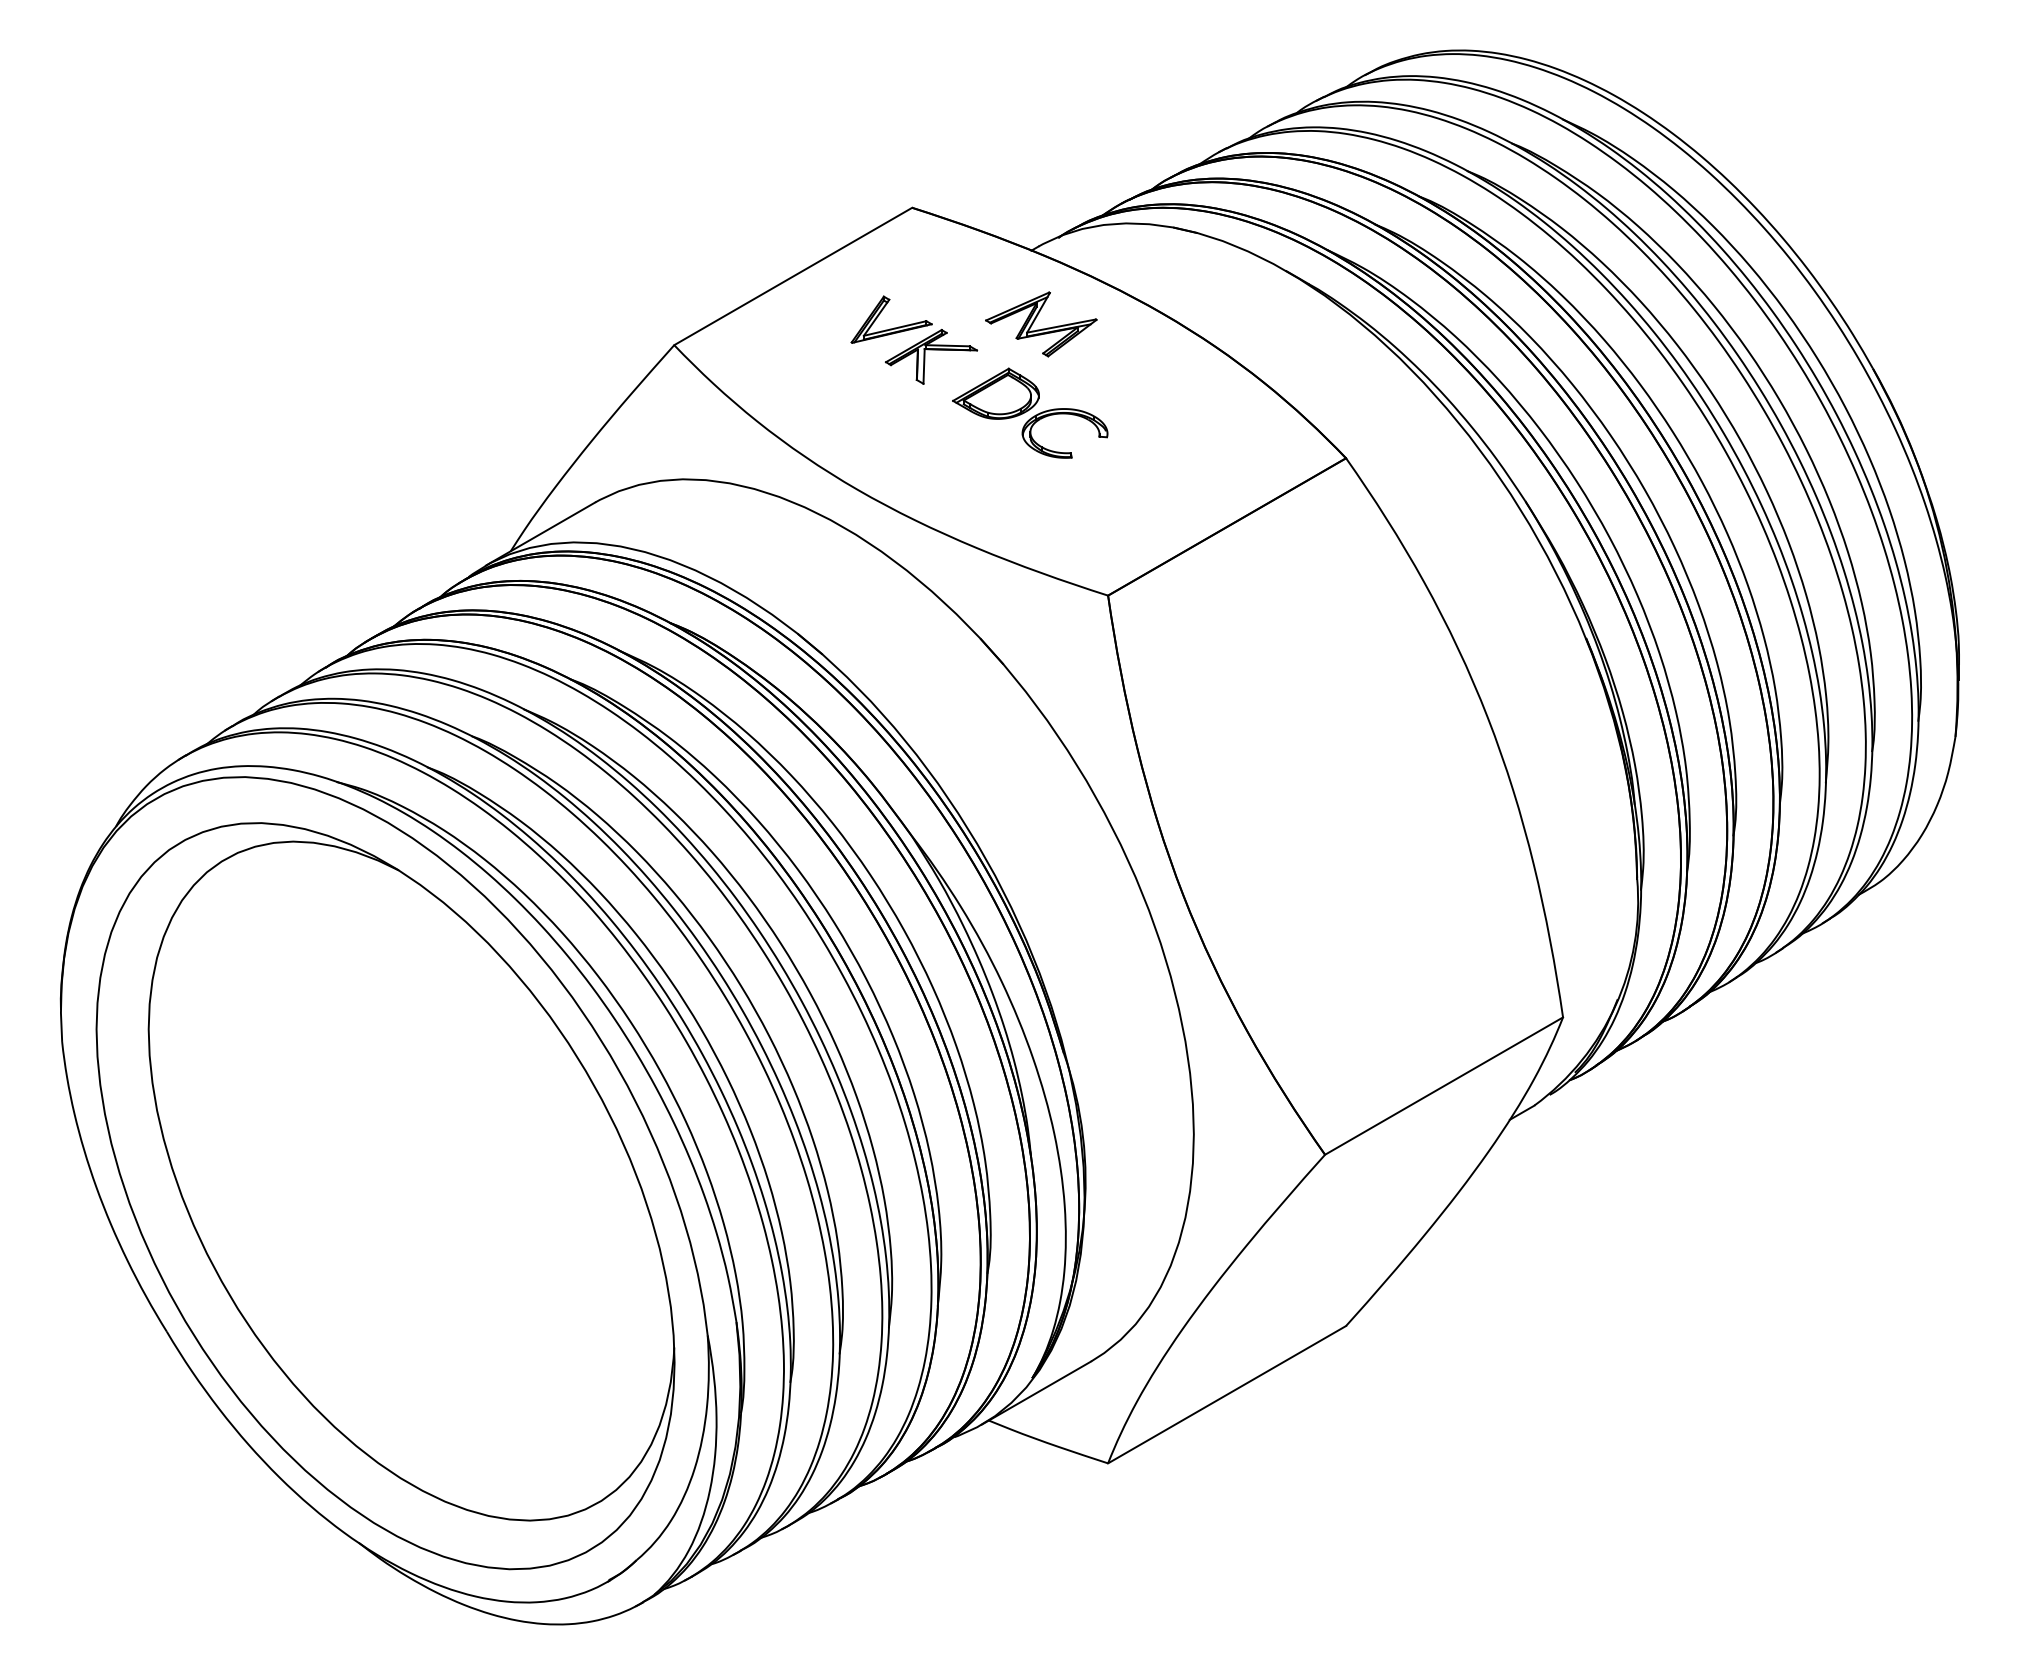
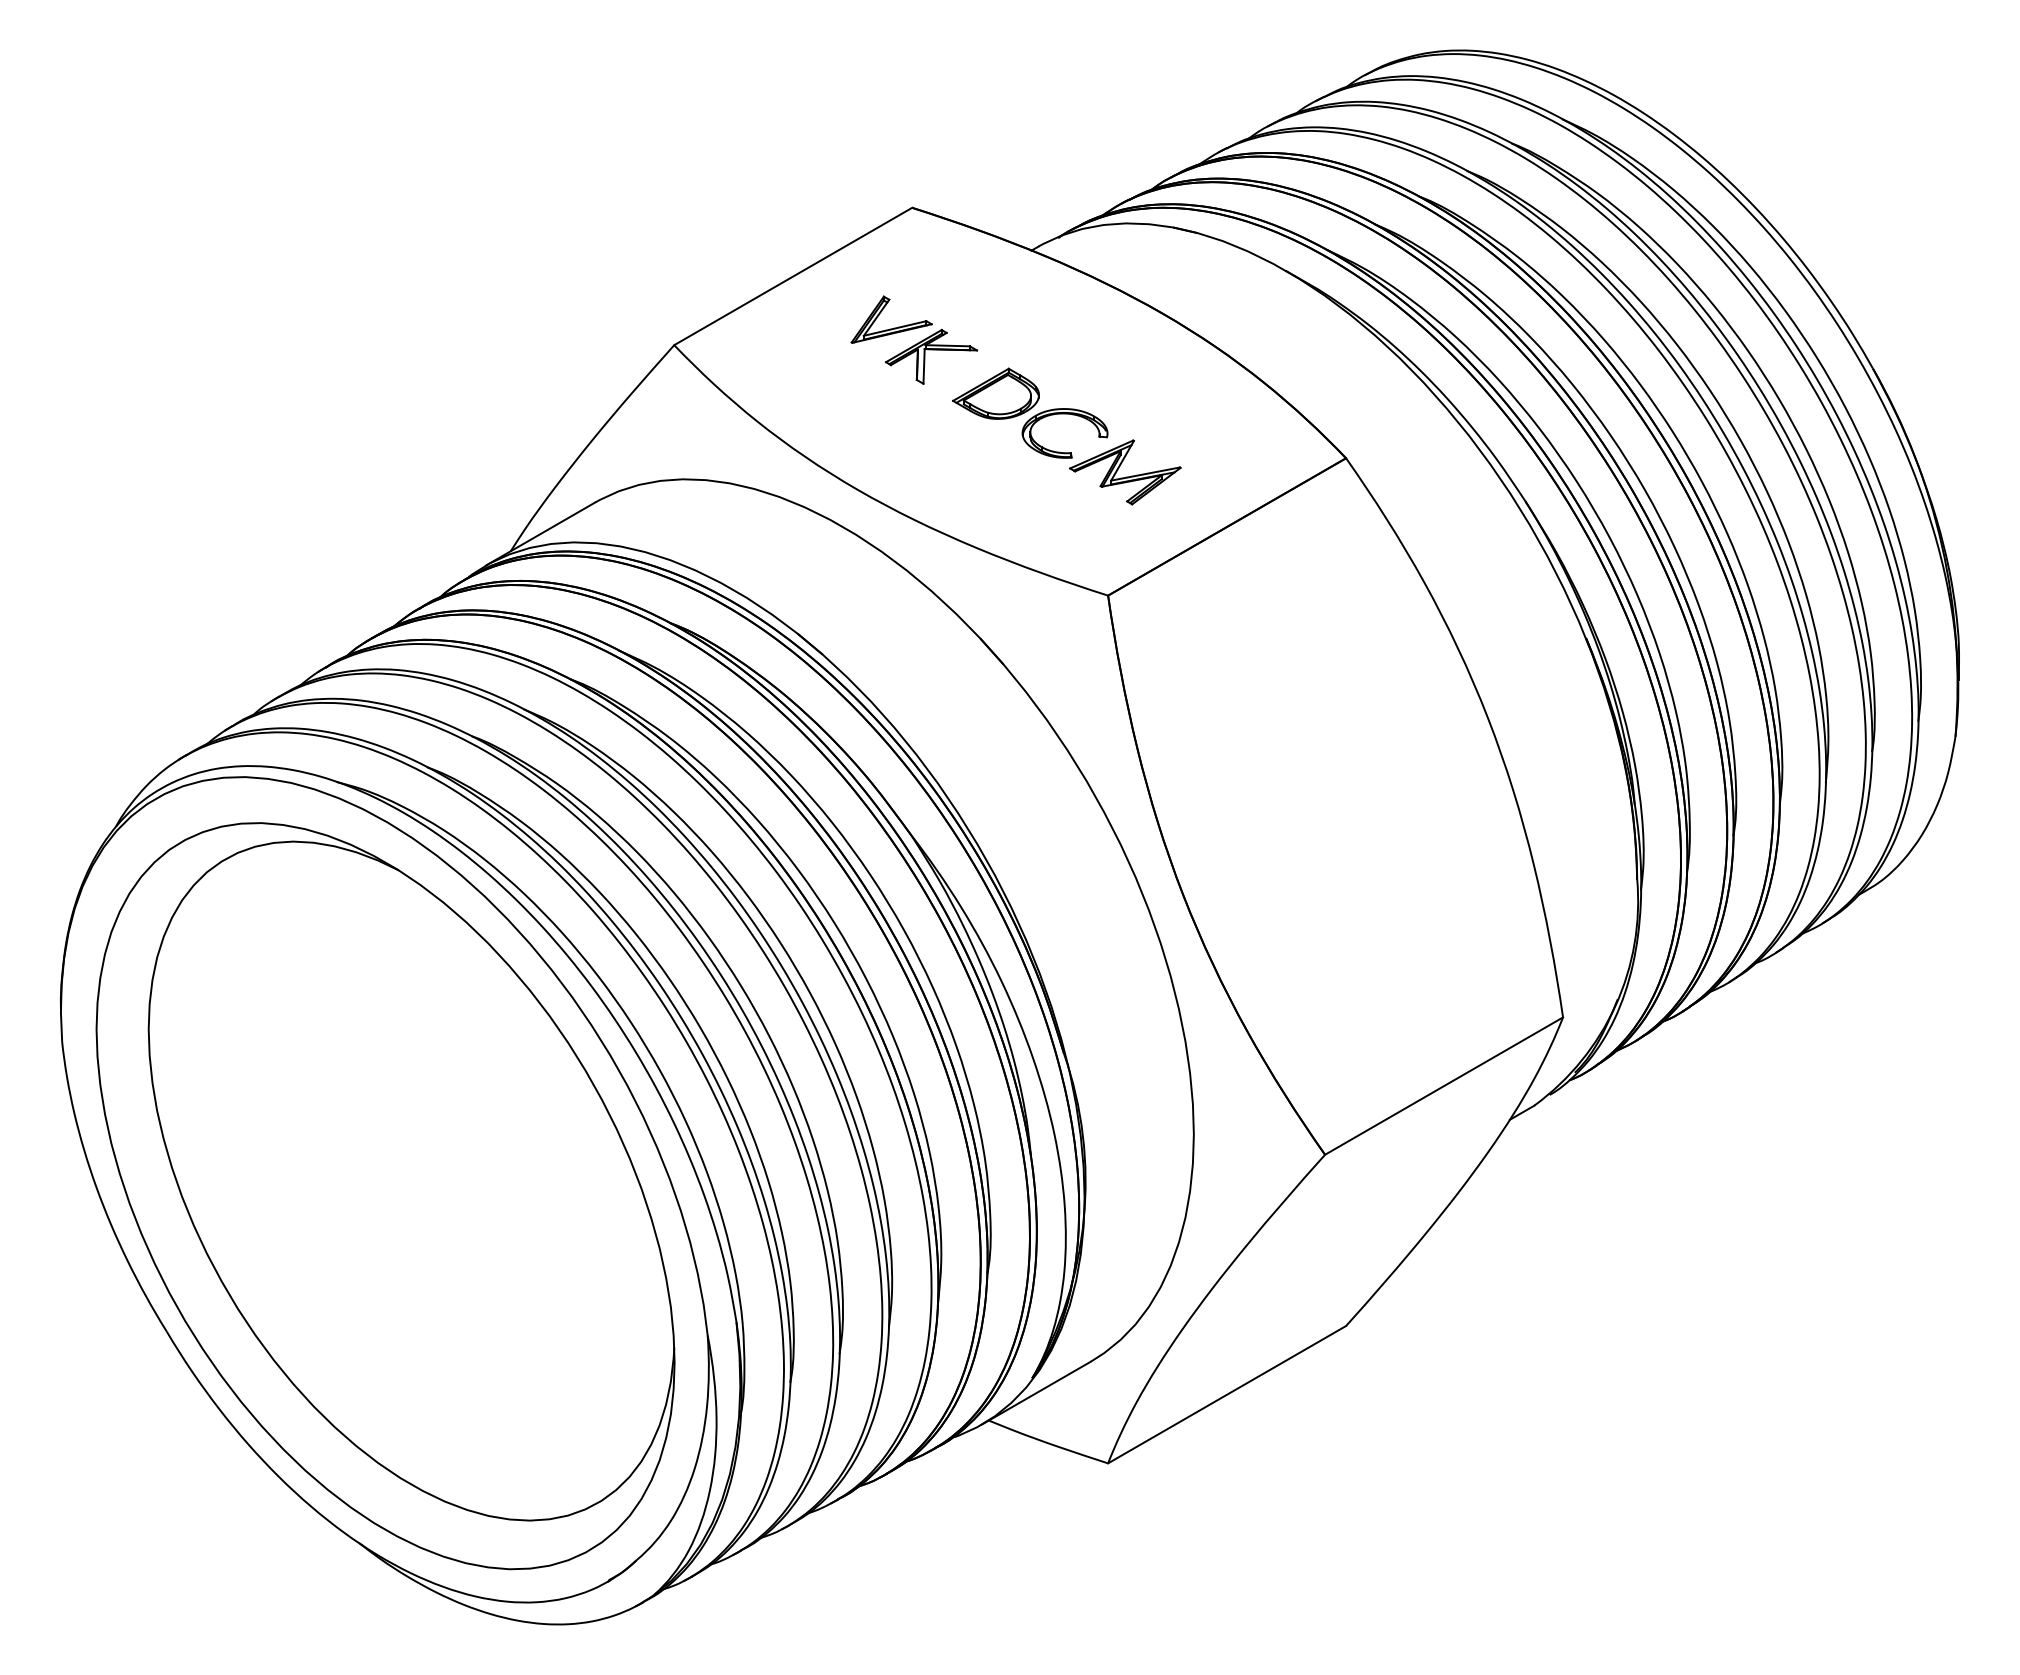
part position: (1041, 324) -> (1125, 472) (1125, 472)
